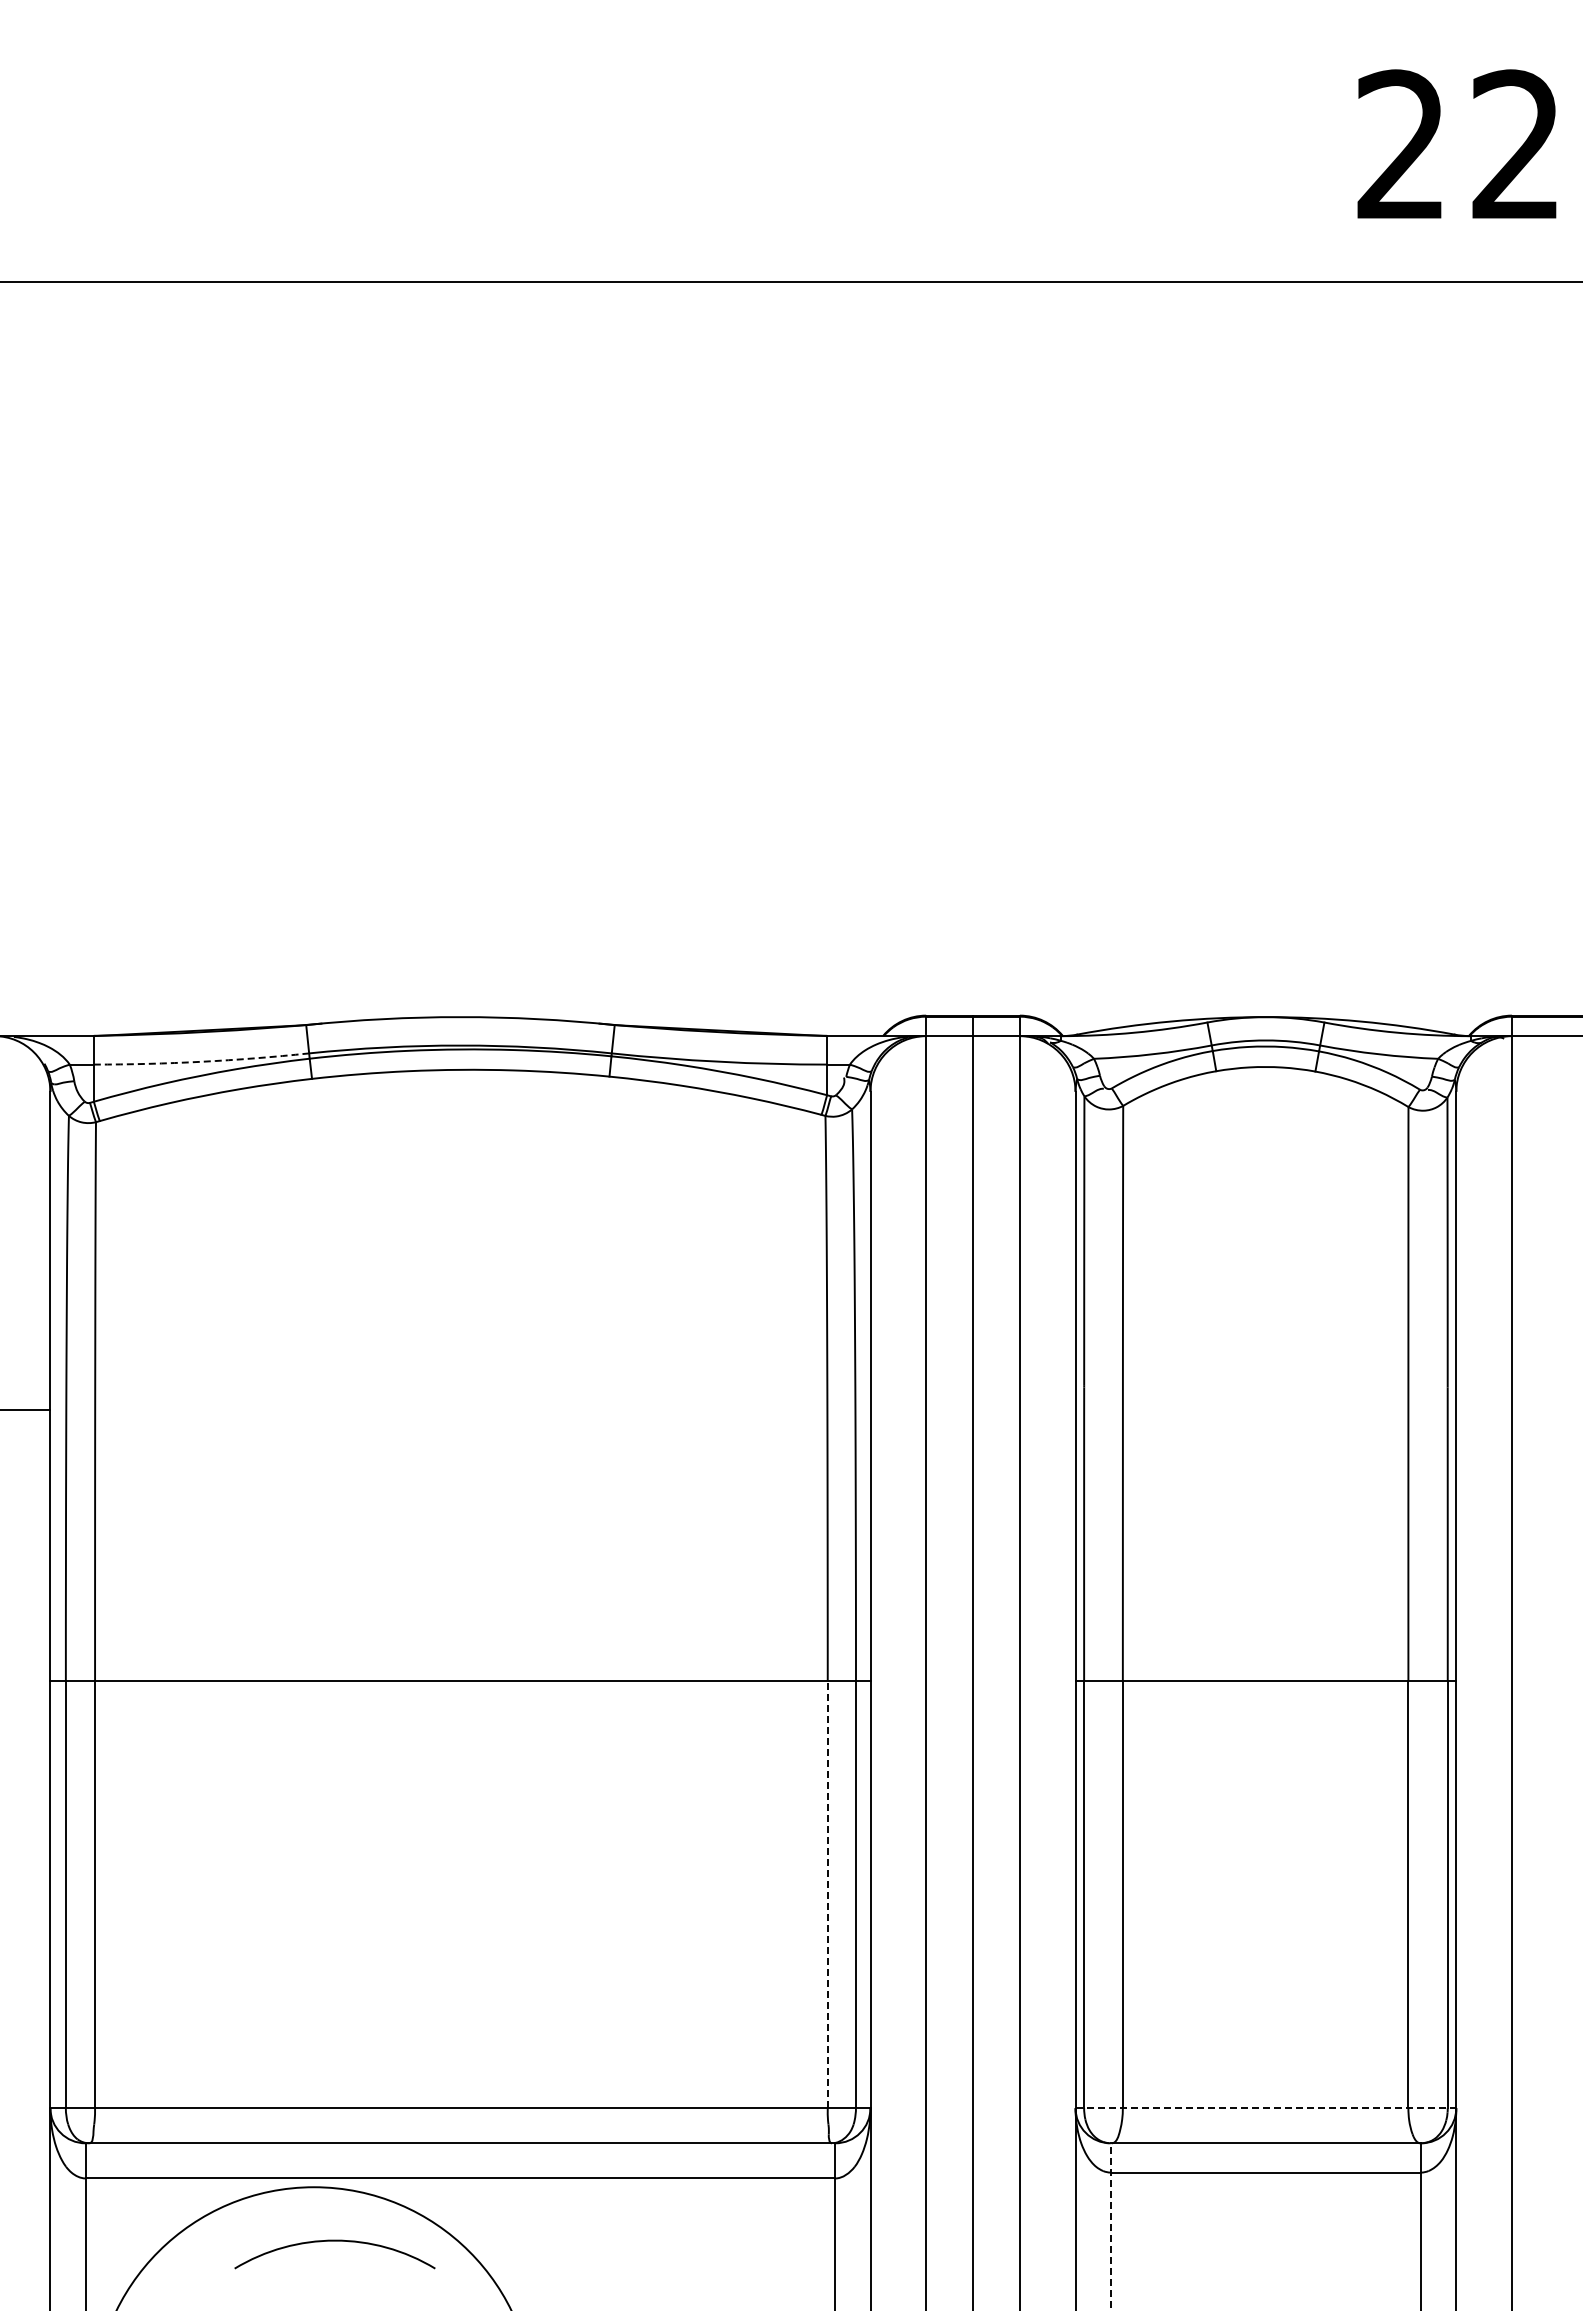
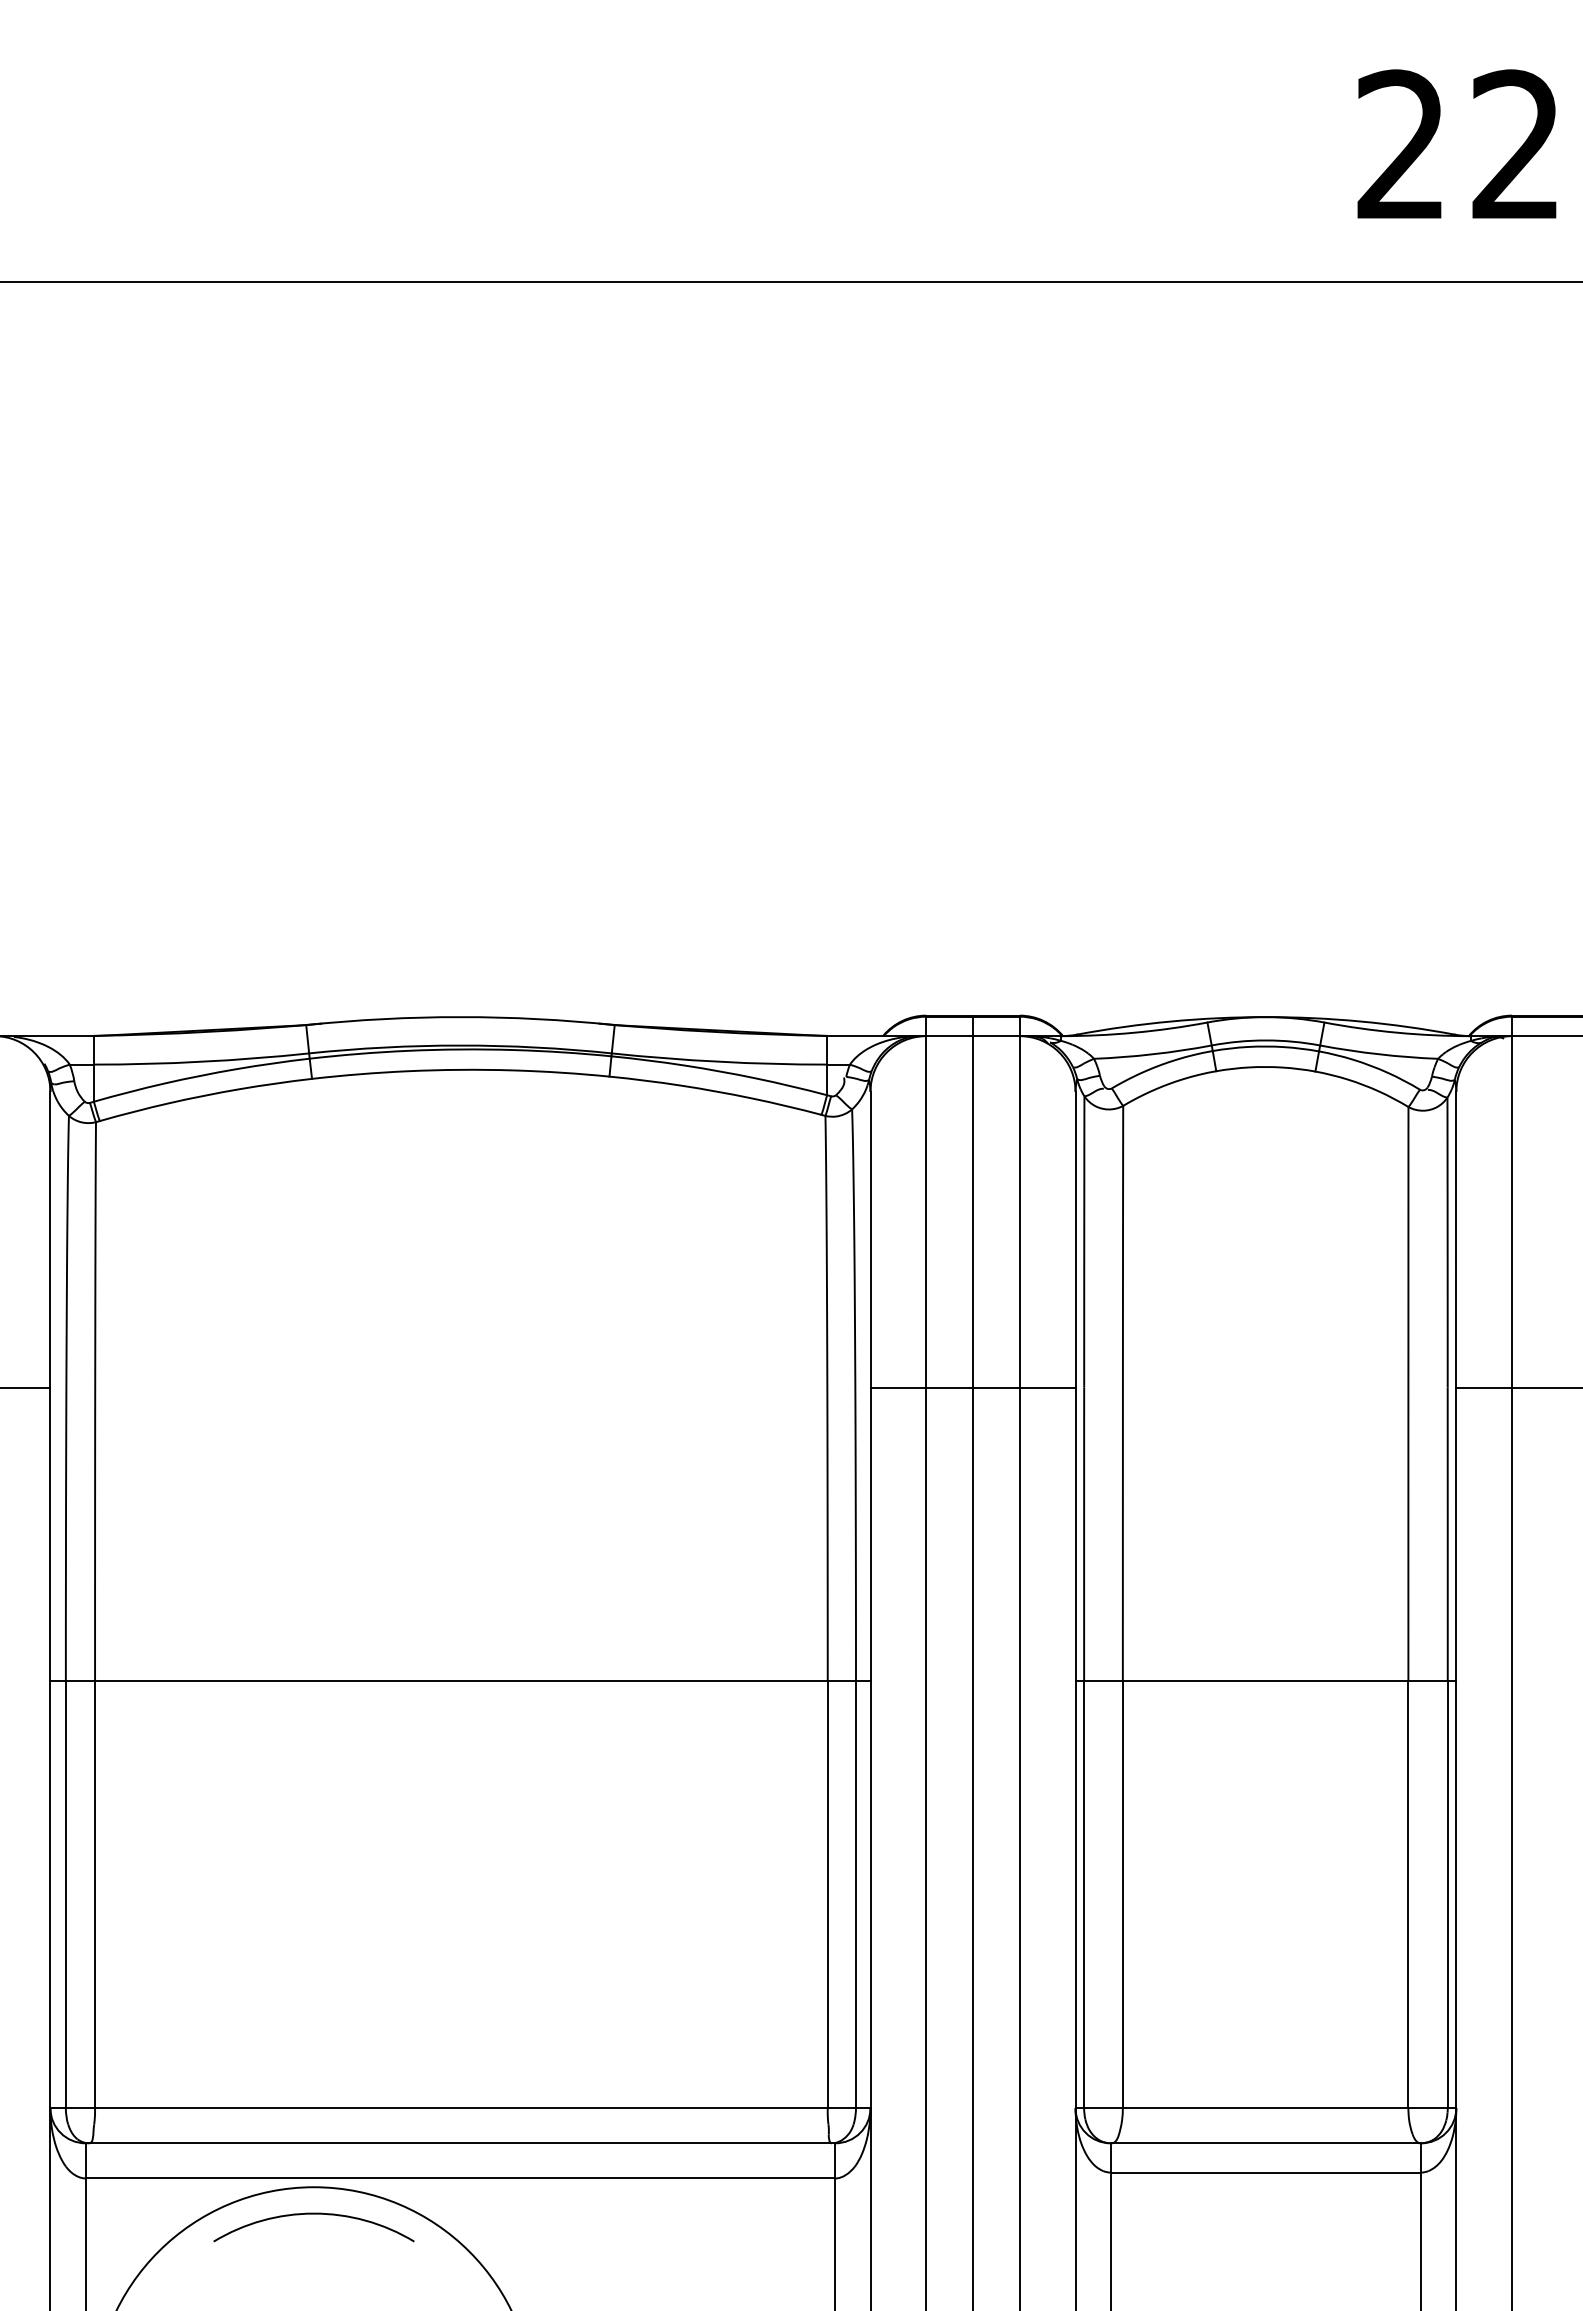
arc: dashed -> solid (201, 1061)
line: none -> present (972, 1387)
line: none -> present (1517, 1387)
line position: (26, 1409) -> (26, 1387) (26, 1387)
line: dashed -> solid (827, 1894)
line: dashed -> solid (1266, 2108)
line: dashed -> solid (1110, 2226)
arc position: (334, 2241) -> (313, 2214) (313, 2214)
